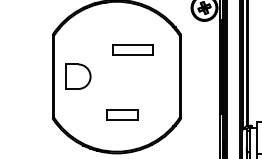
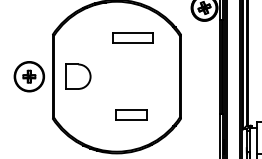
part position: (132, 49) -> (132, 37) (132, 37)
part: none -> present (28, 76)
part position: (122, 114) -> (131, 114) (131, 114)
